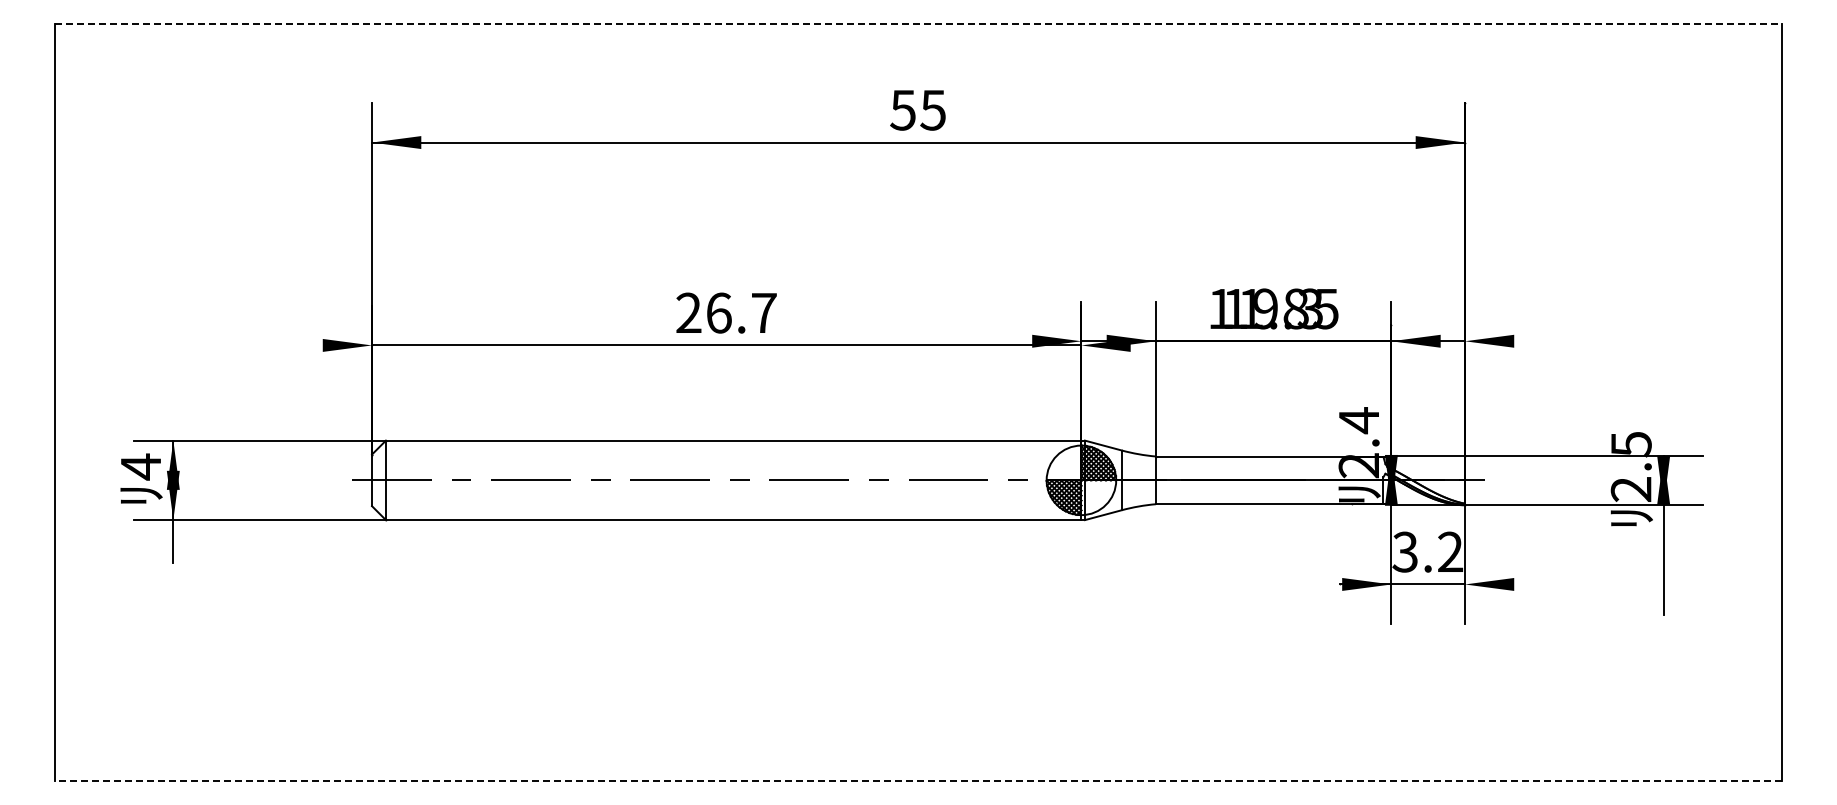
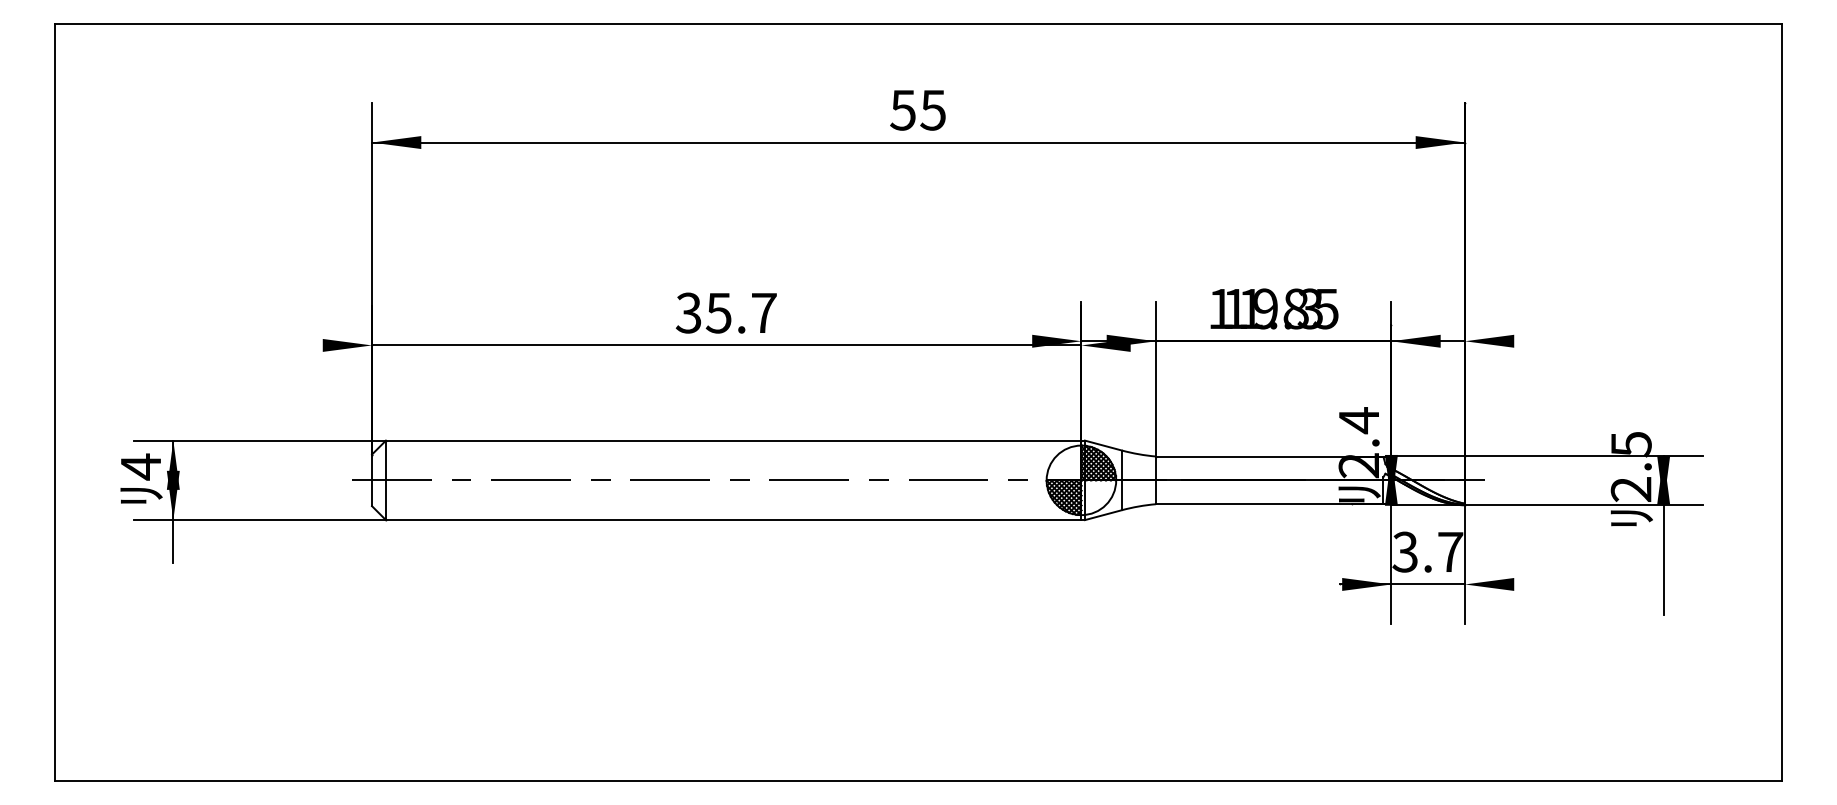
line: dashed -> solid (918, 24)
text: 26.7 -> 35.7 (703, 312)
text: 3.2 -> 3.7 (1450, 551)
line: dashed -> solid (918, 780)
